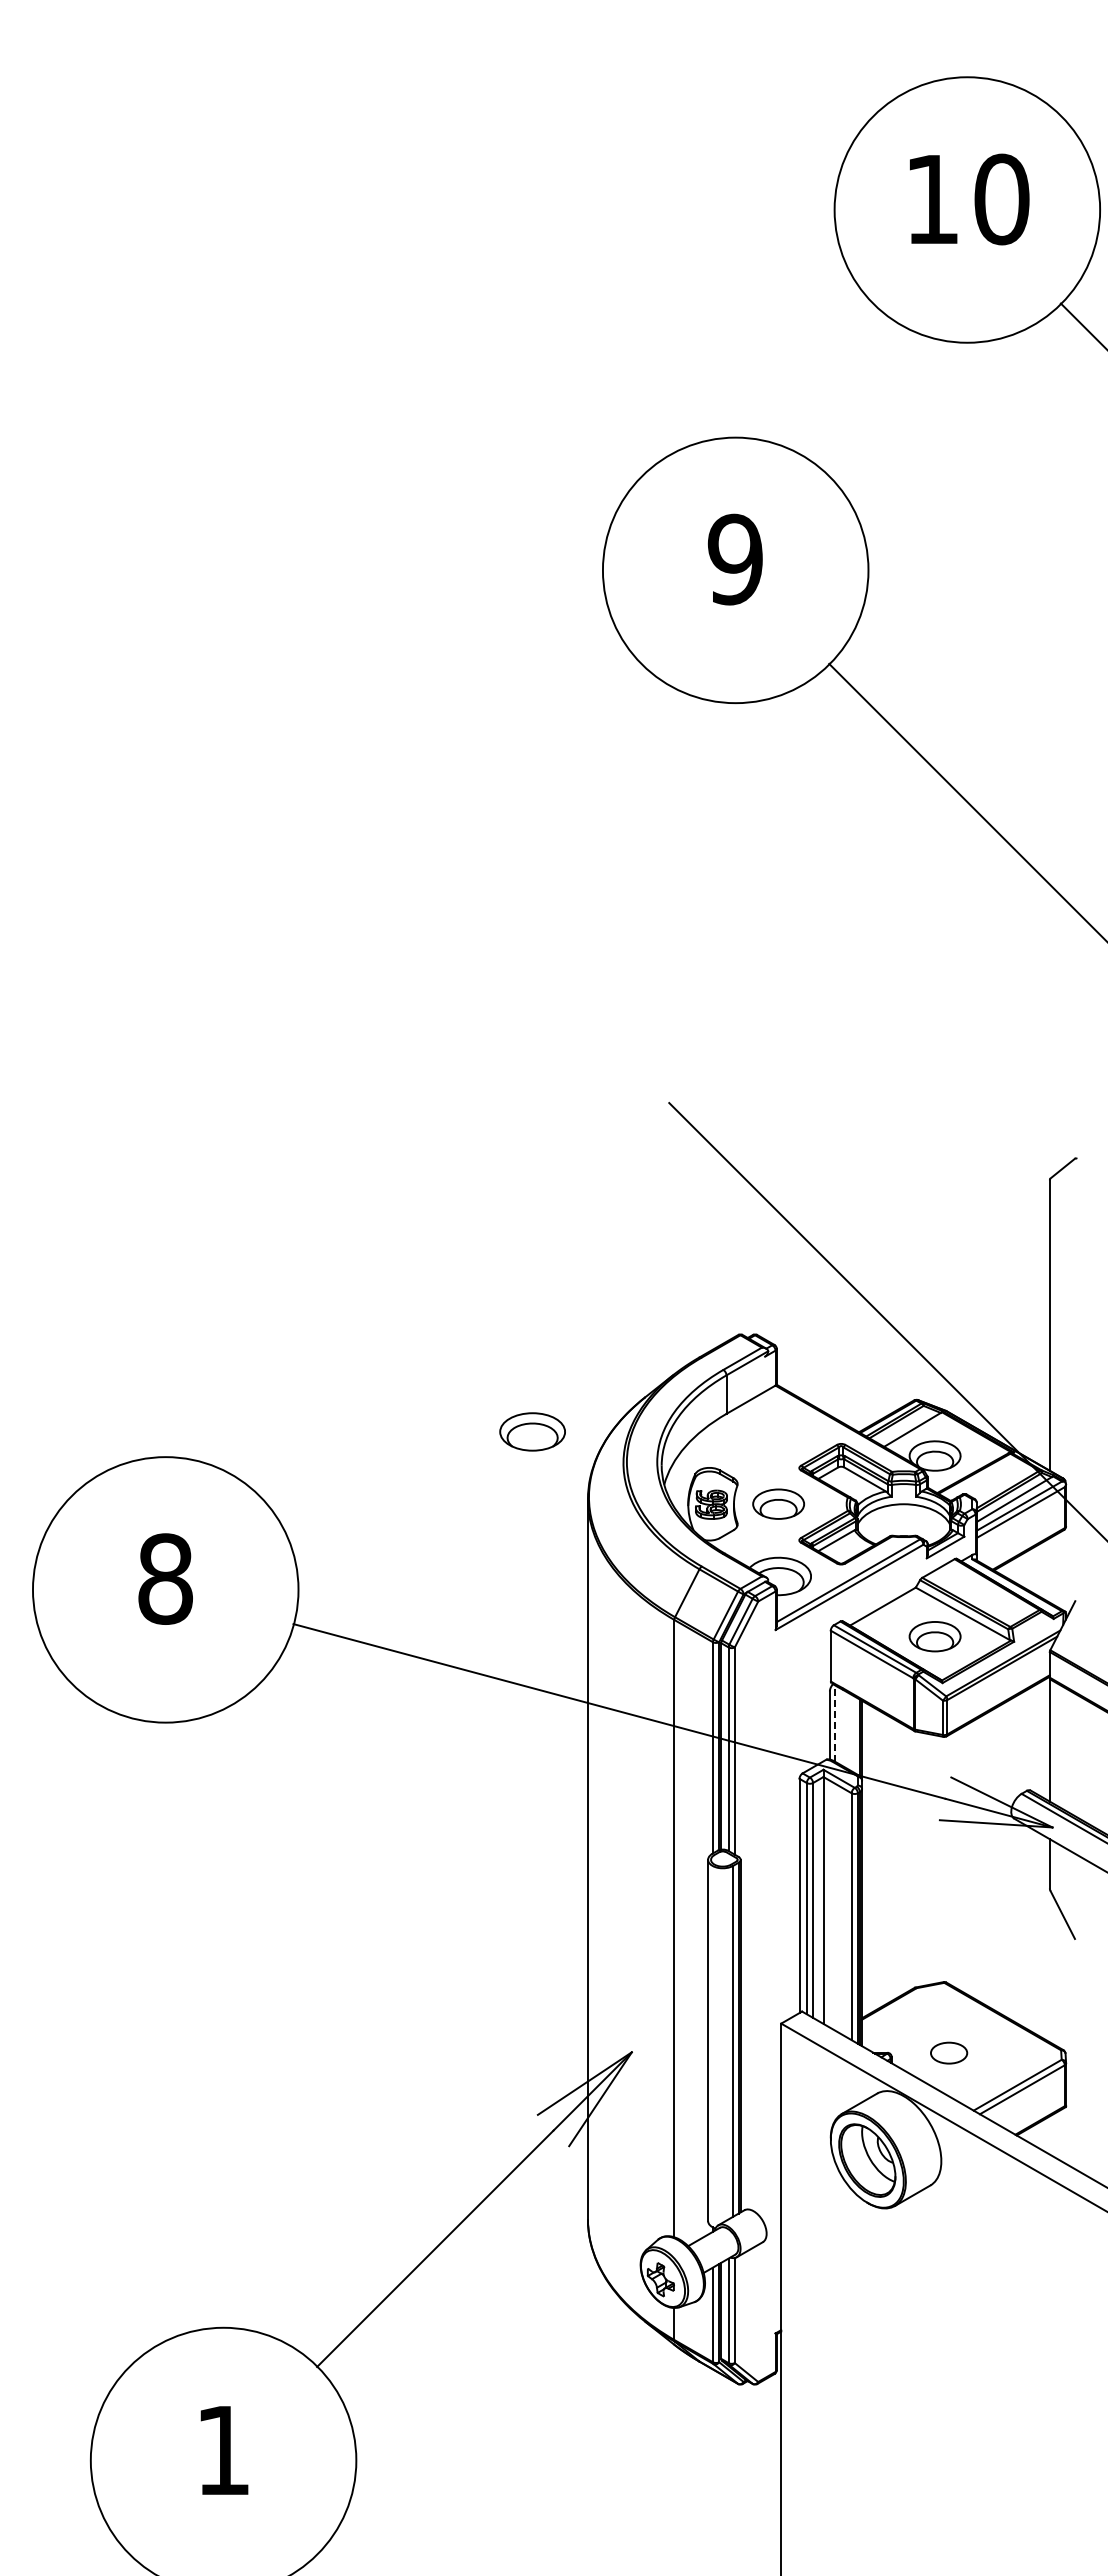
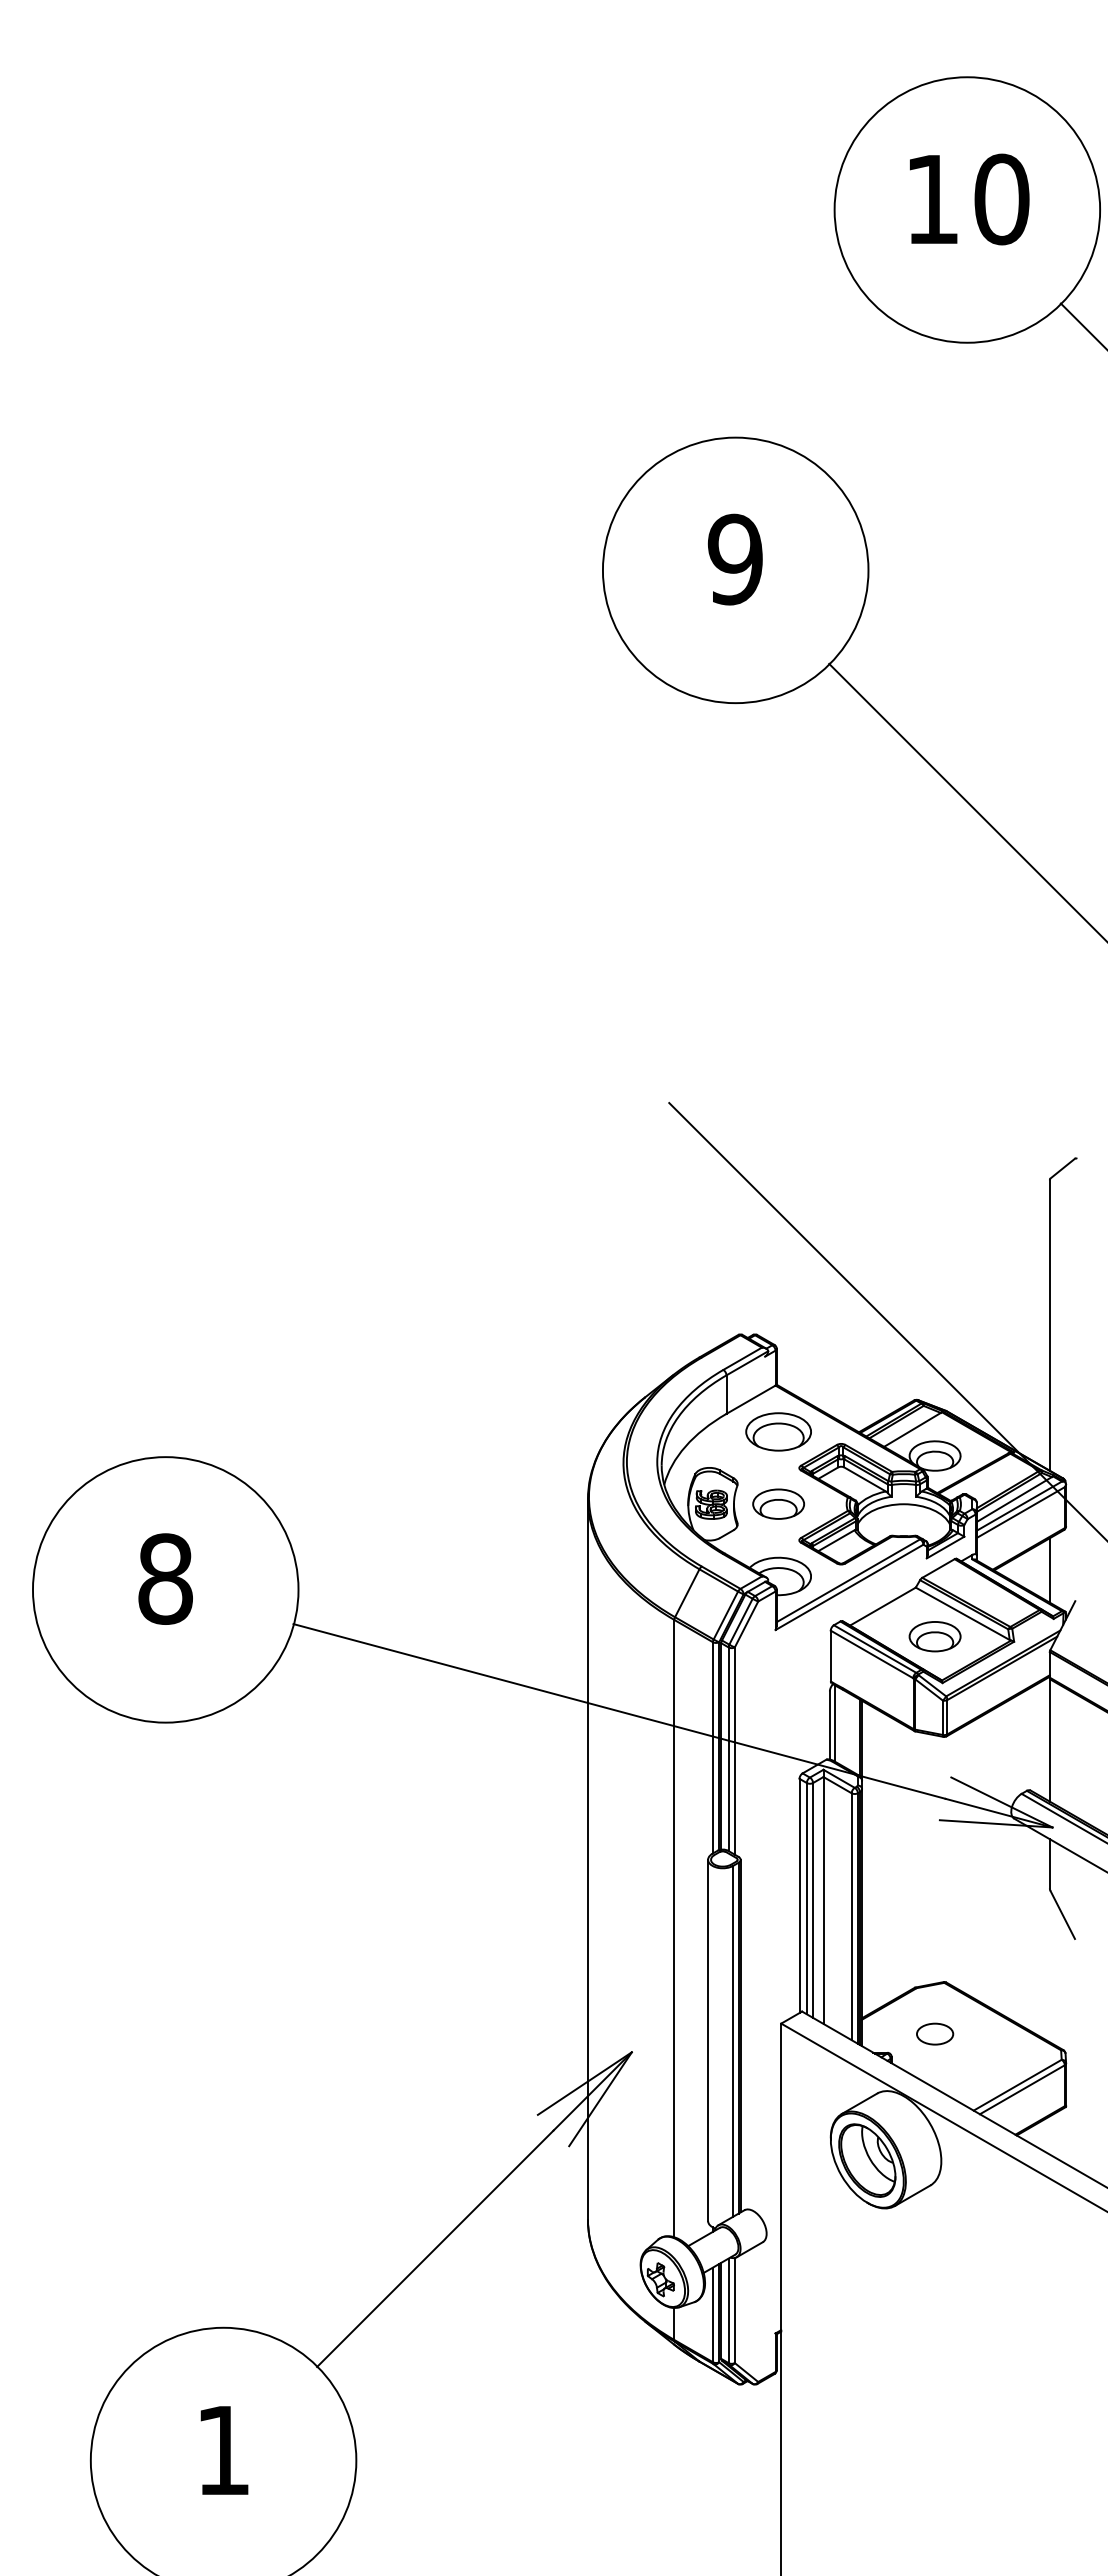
part position: (532, 1431) -> (778, 1431) (778, 1431)
line: none -> present (1049, 1570)
line: dashed -> solid (835, 1723)
part position: (949, 2052) -> (935, 2033) (935, 2033)
